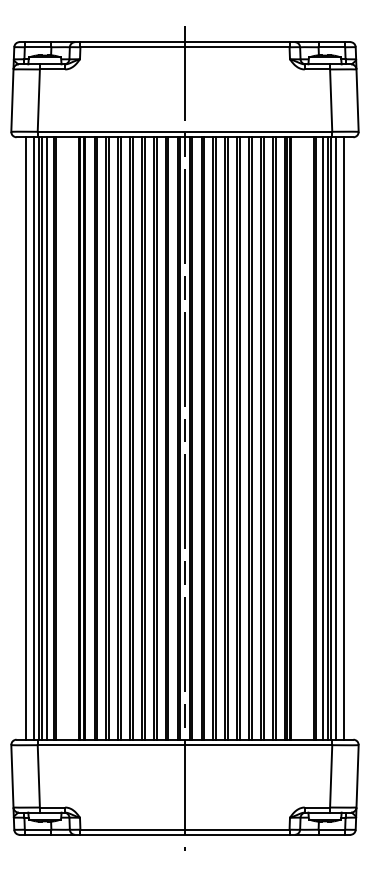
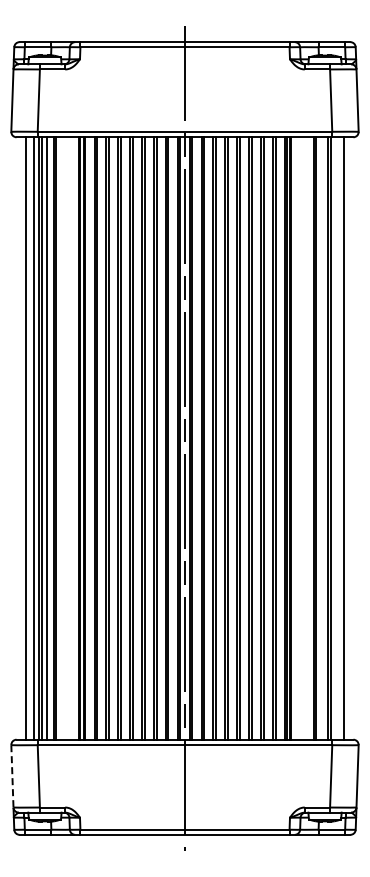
line: present -> none (323, 438)
line: present -> none (335, 438)
line: solid -> dashed (12, 776)
